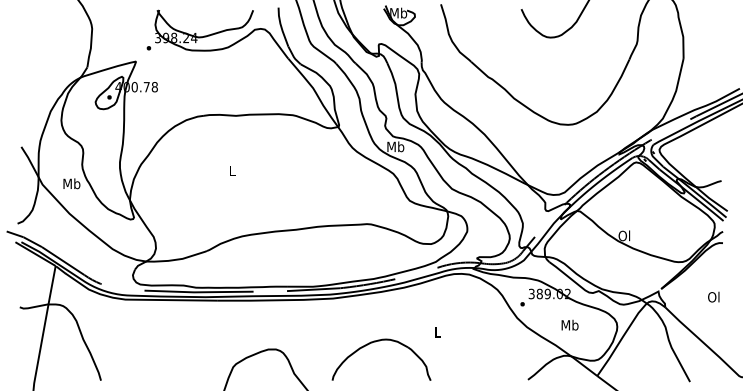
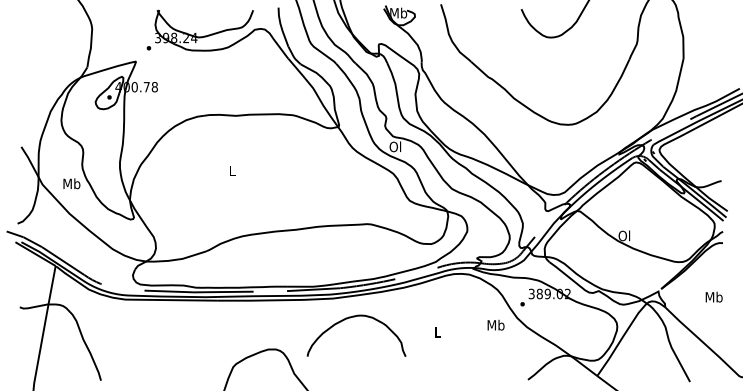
text: Mb -> Ol (395, 146)
text: Ol -> Mb (713, 296)
text position: (569, 324) -> (495, 324) (495, 324)
part position: (380, 341) -> (355, 317) (355, 317)
